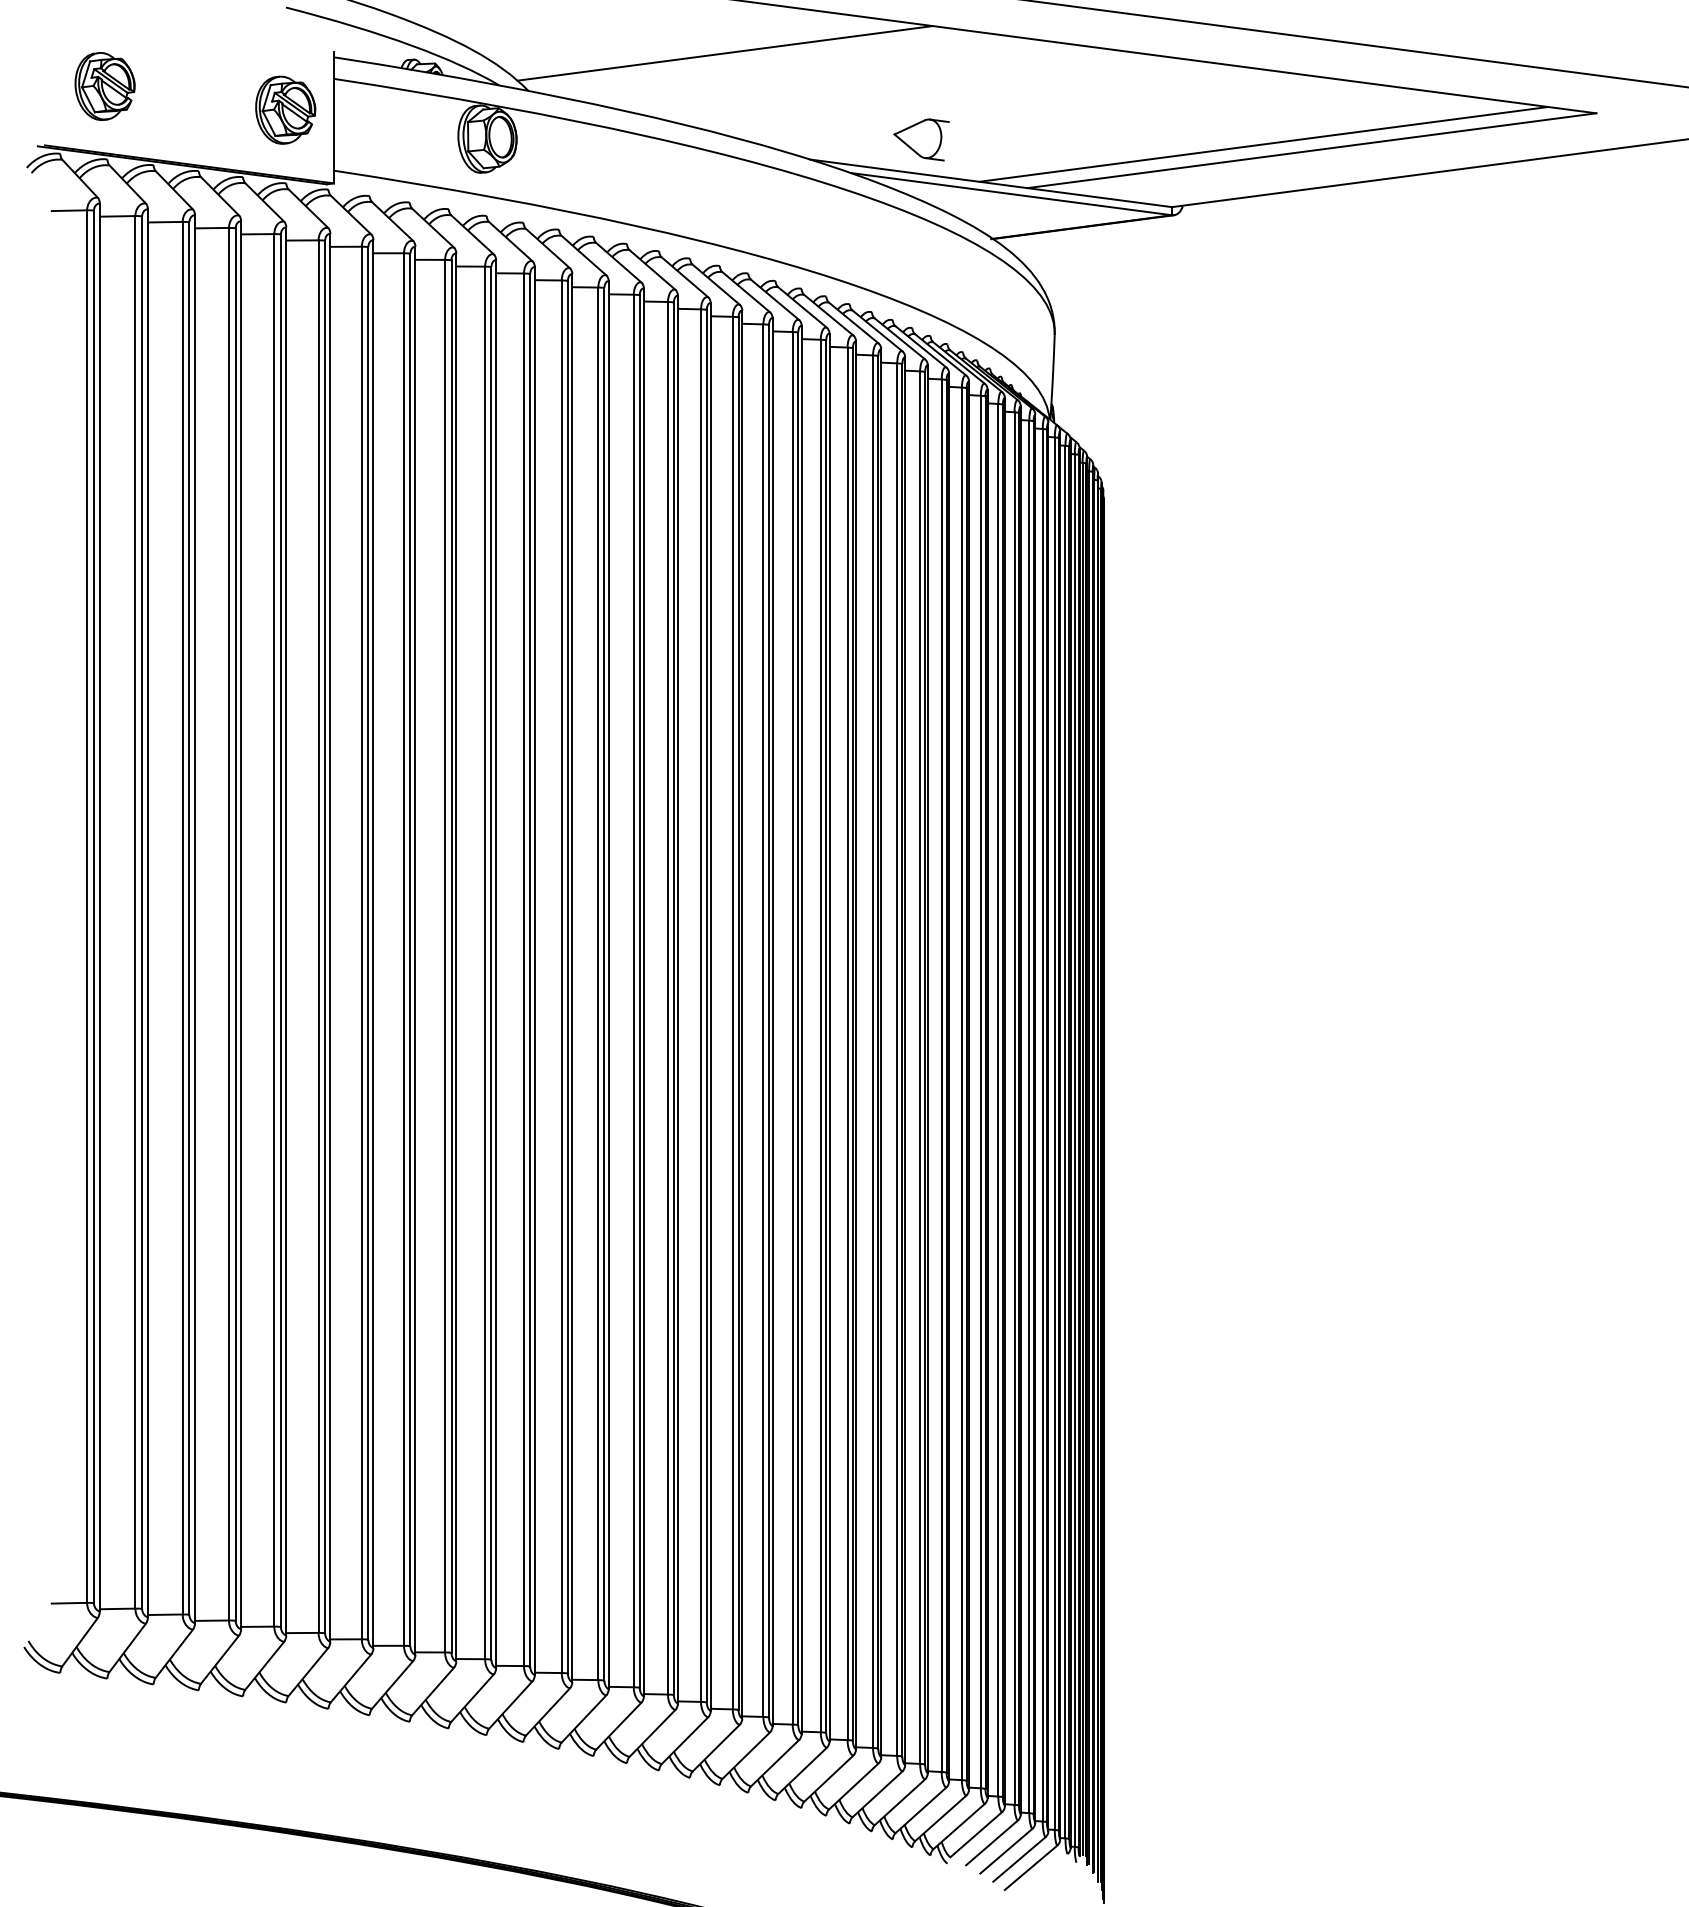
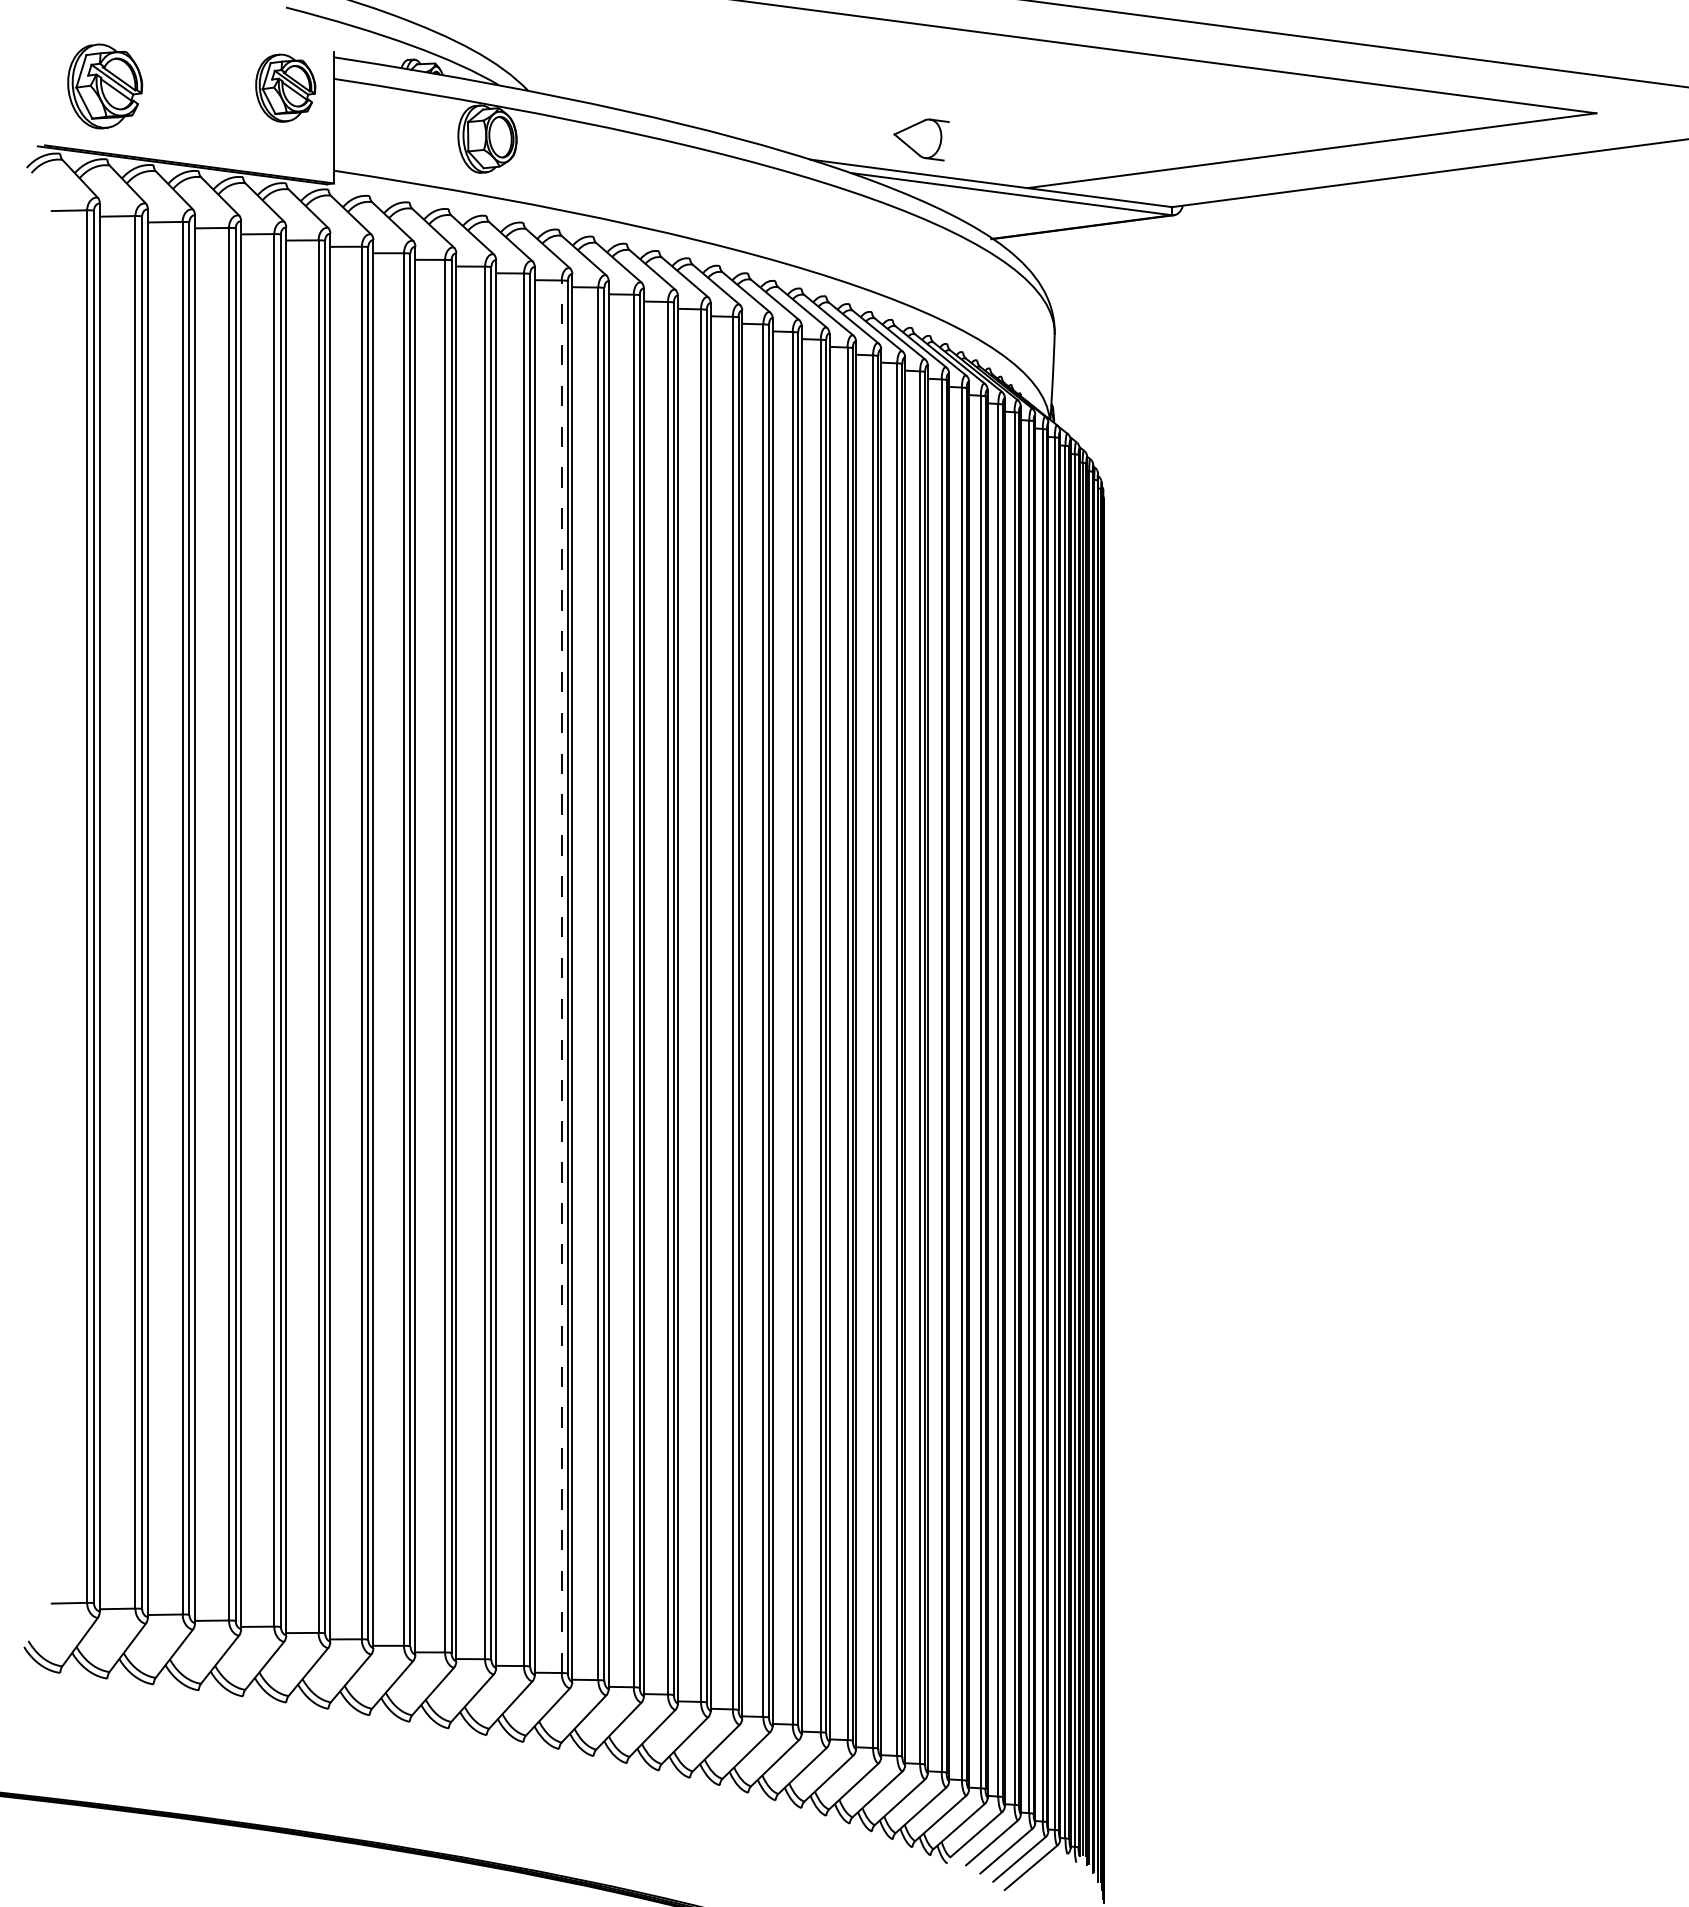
line: present -> none (724, 53)
part size: 62x69 px -> 77x87 px (105, 86)
part position: (285, 109) -> (285, 87) (285, 87)
line: present -> none (1263, 144)
line: solid -> dashed (561, 976)
